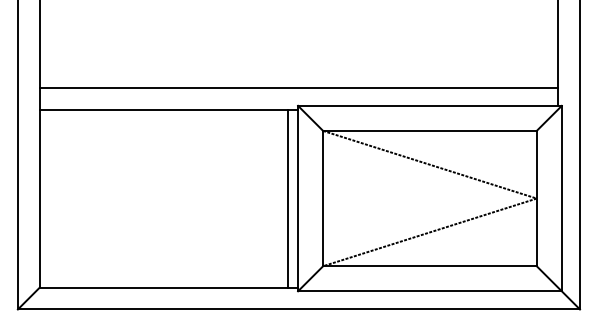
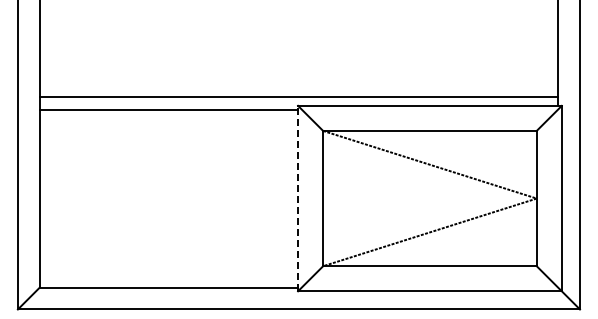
line position: (298, 87) -> (298, 96) (298, 96)
line: present -> none (288, 198)
line: solid -> dashed (298, 198)
